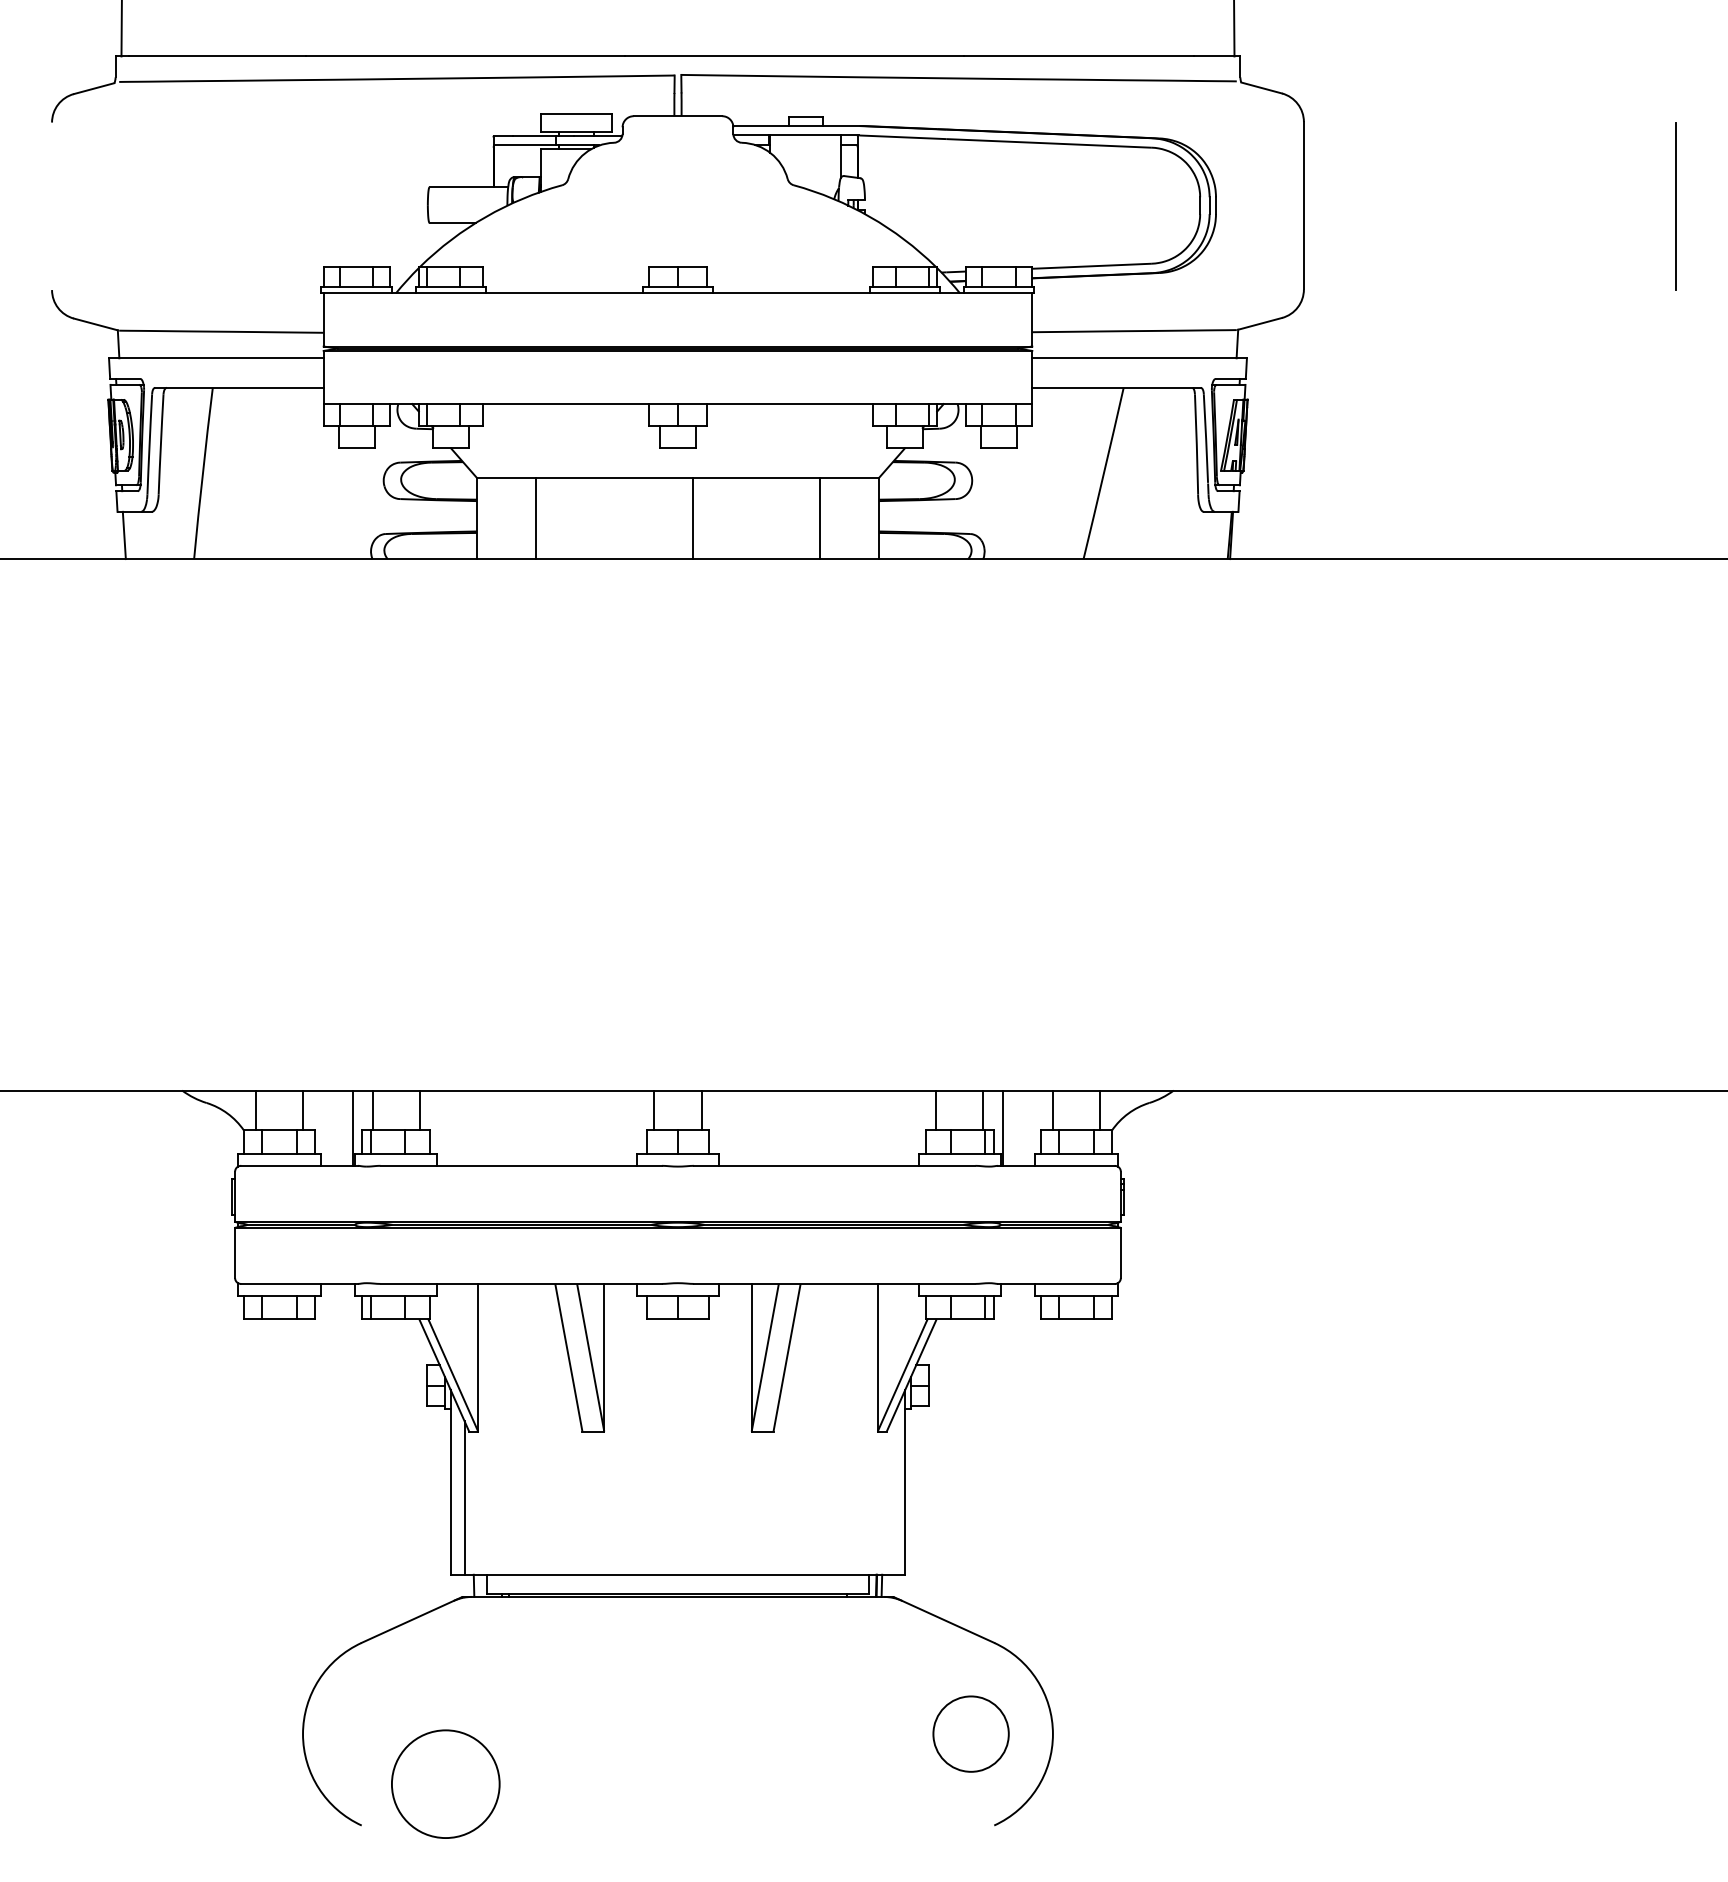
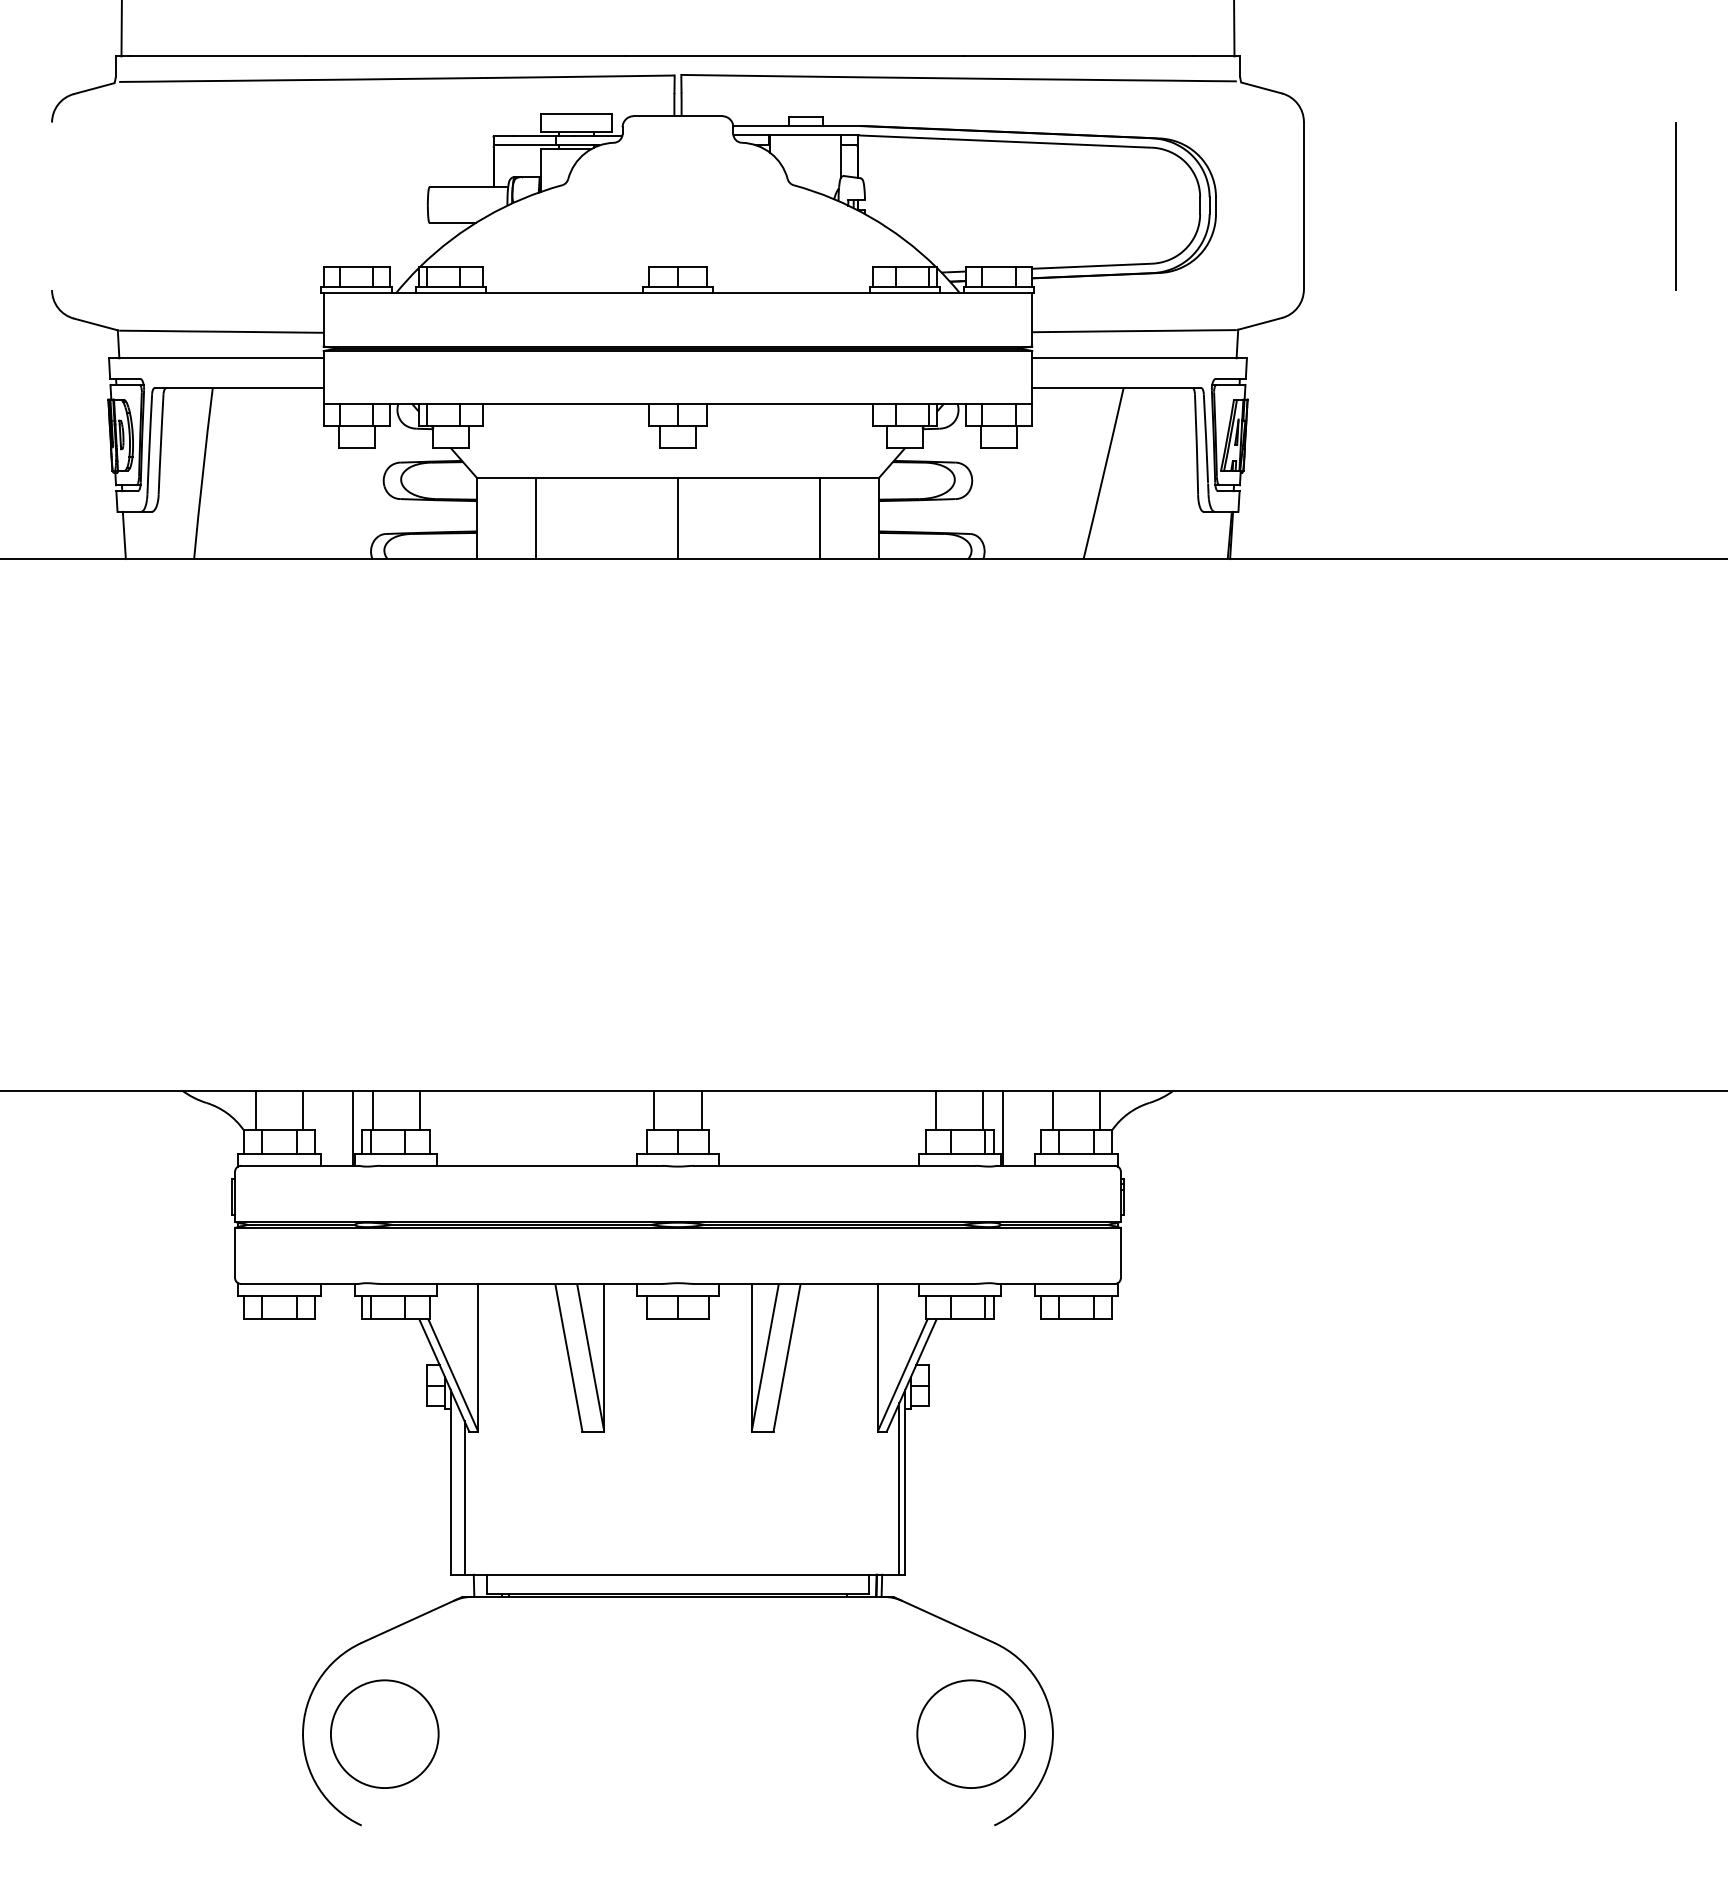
line position: (692, 518) -> (677, 518) (677, 518)
line: none -> present (899, 1488)
circle size: 78x78 px -> 110x110 px (970, 1733)
circle position: (445, 1783) -> (384, 1733) (384, 1733)
